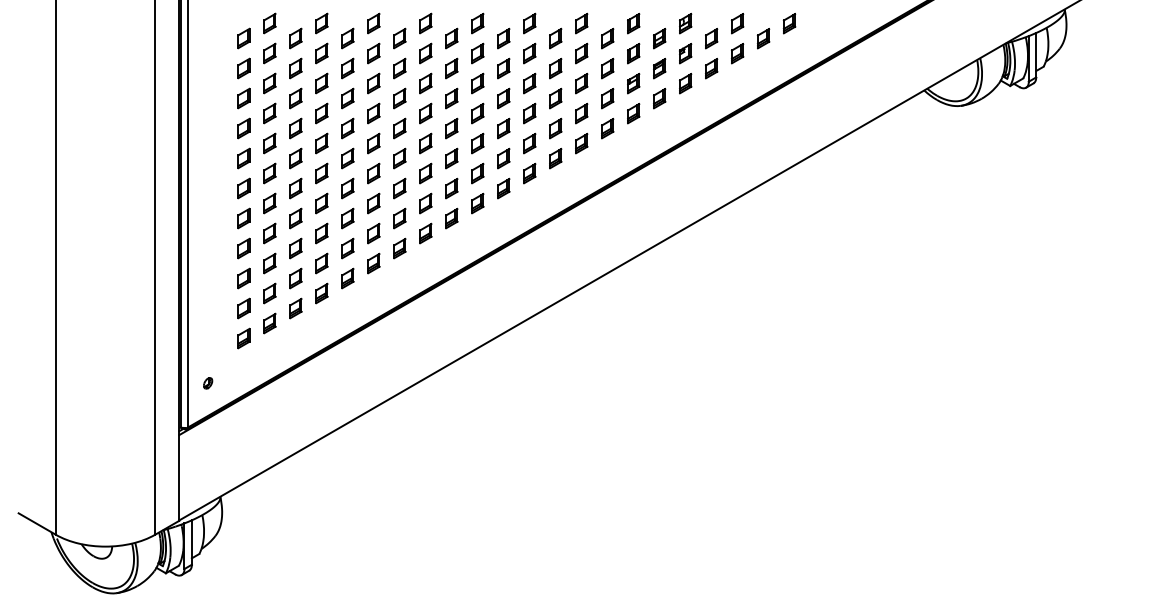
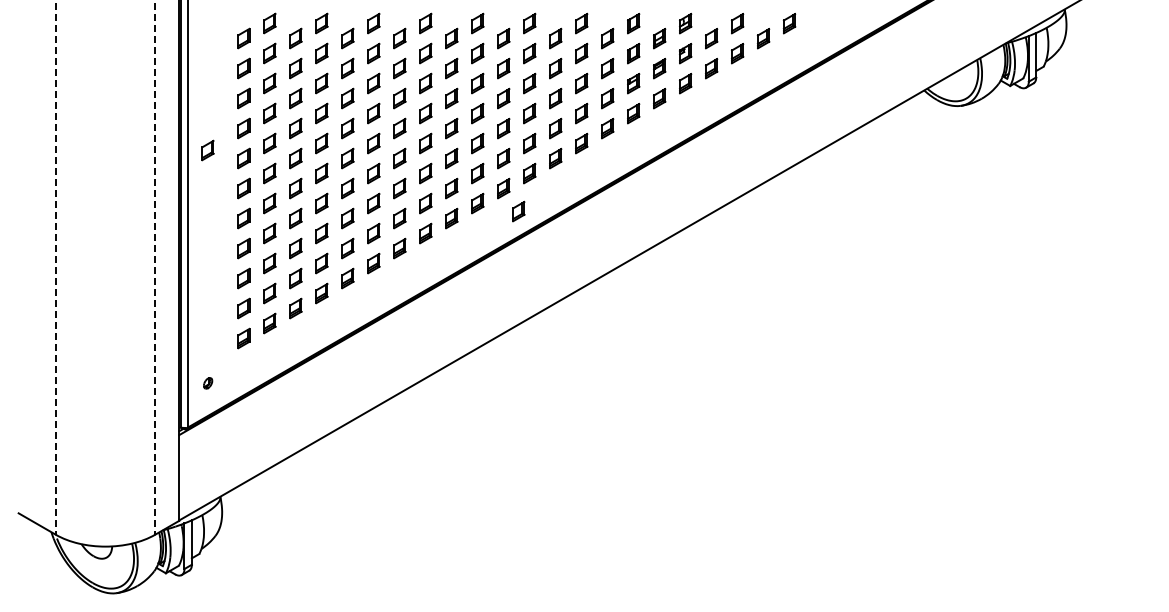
part: none -> present (207, 150)
part: none -> present (518, 211)
line: solid -> dashed (55, 267)
line: solid -> dashed (155, 267)
